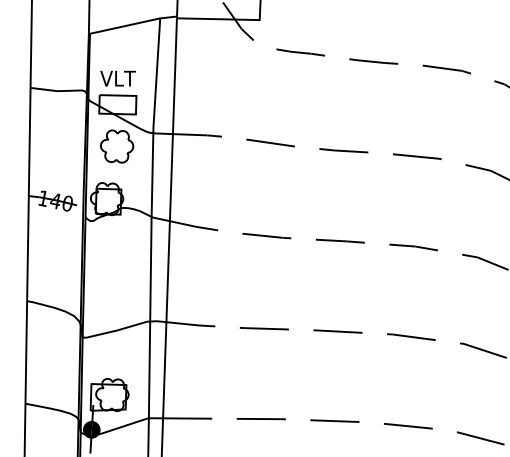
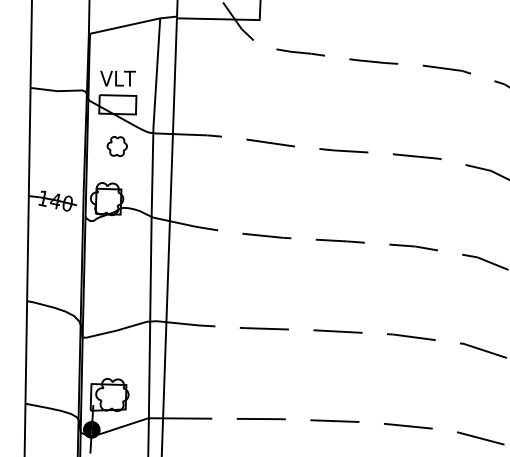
part size: 35x35 px -> 22x22 px (116, 146)
